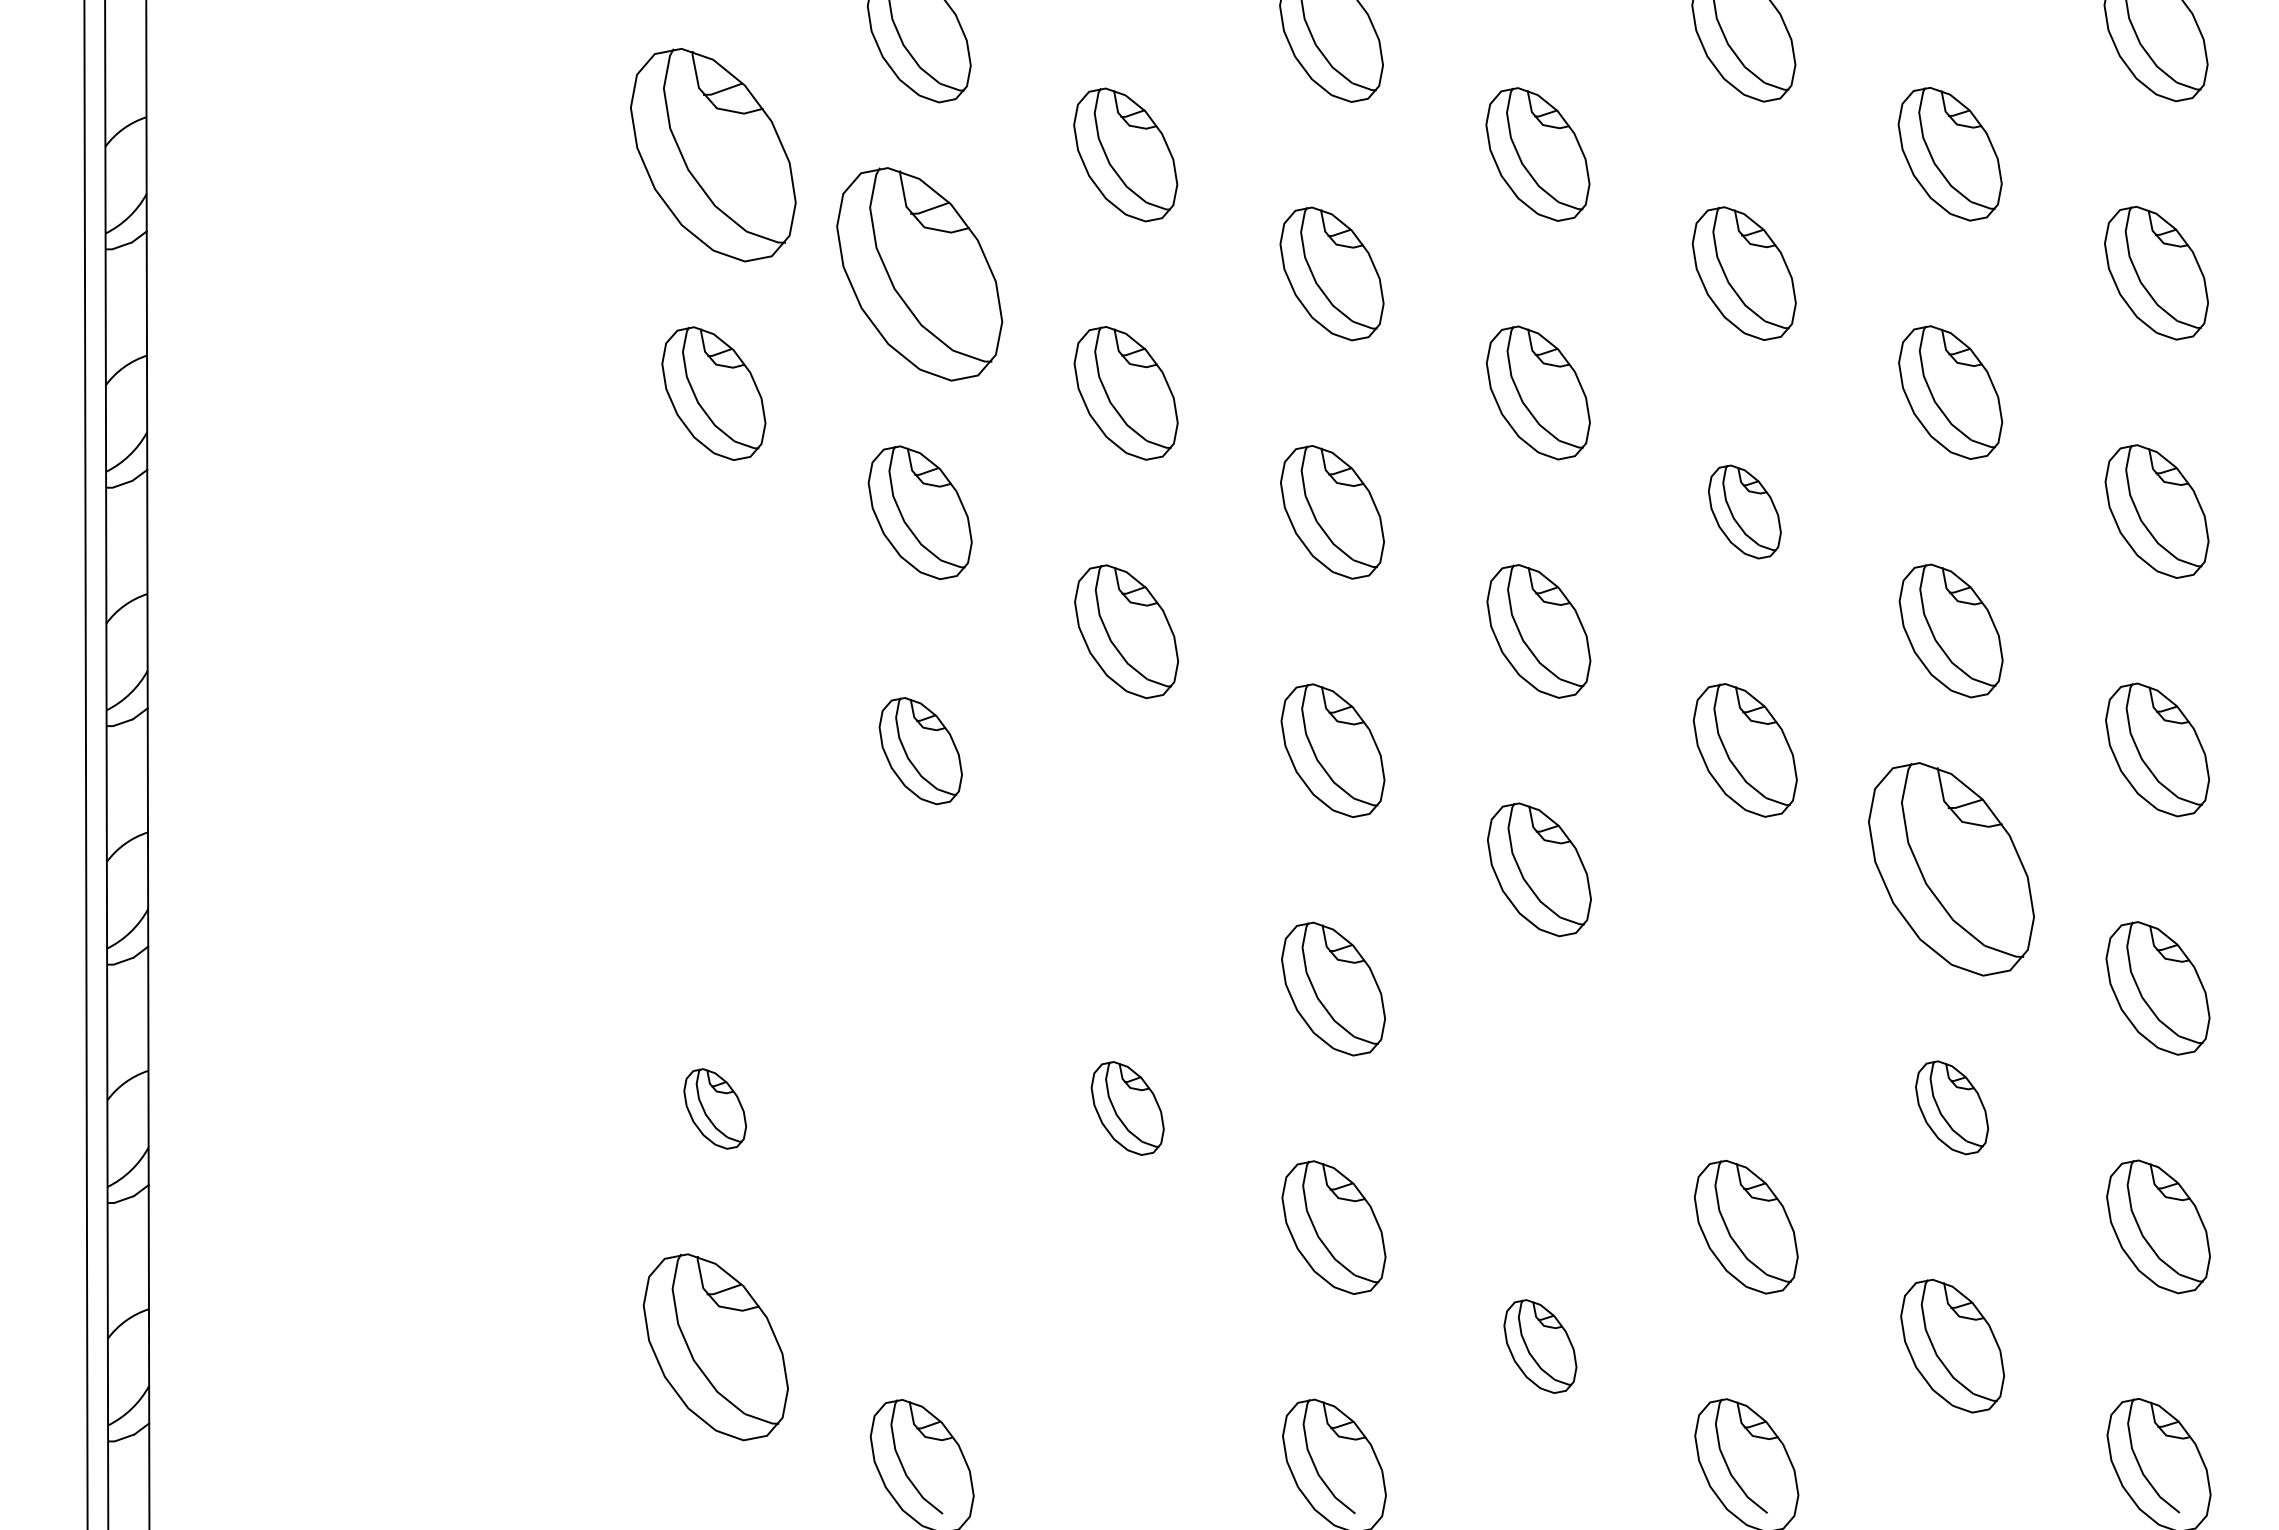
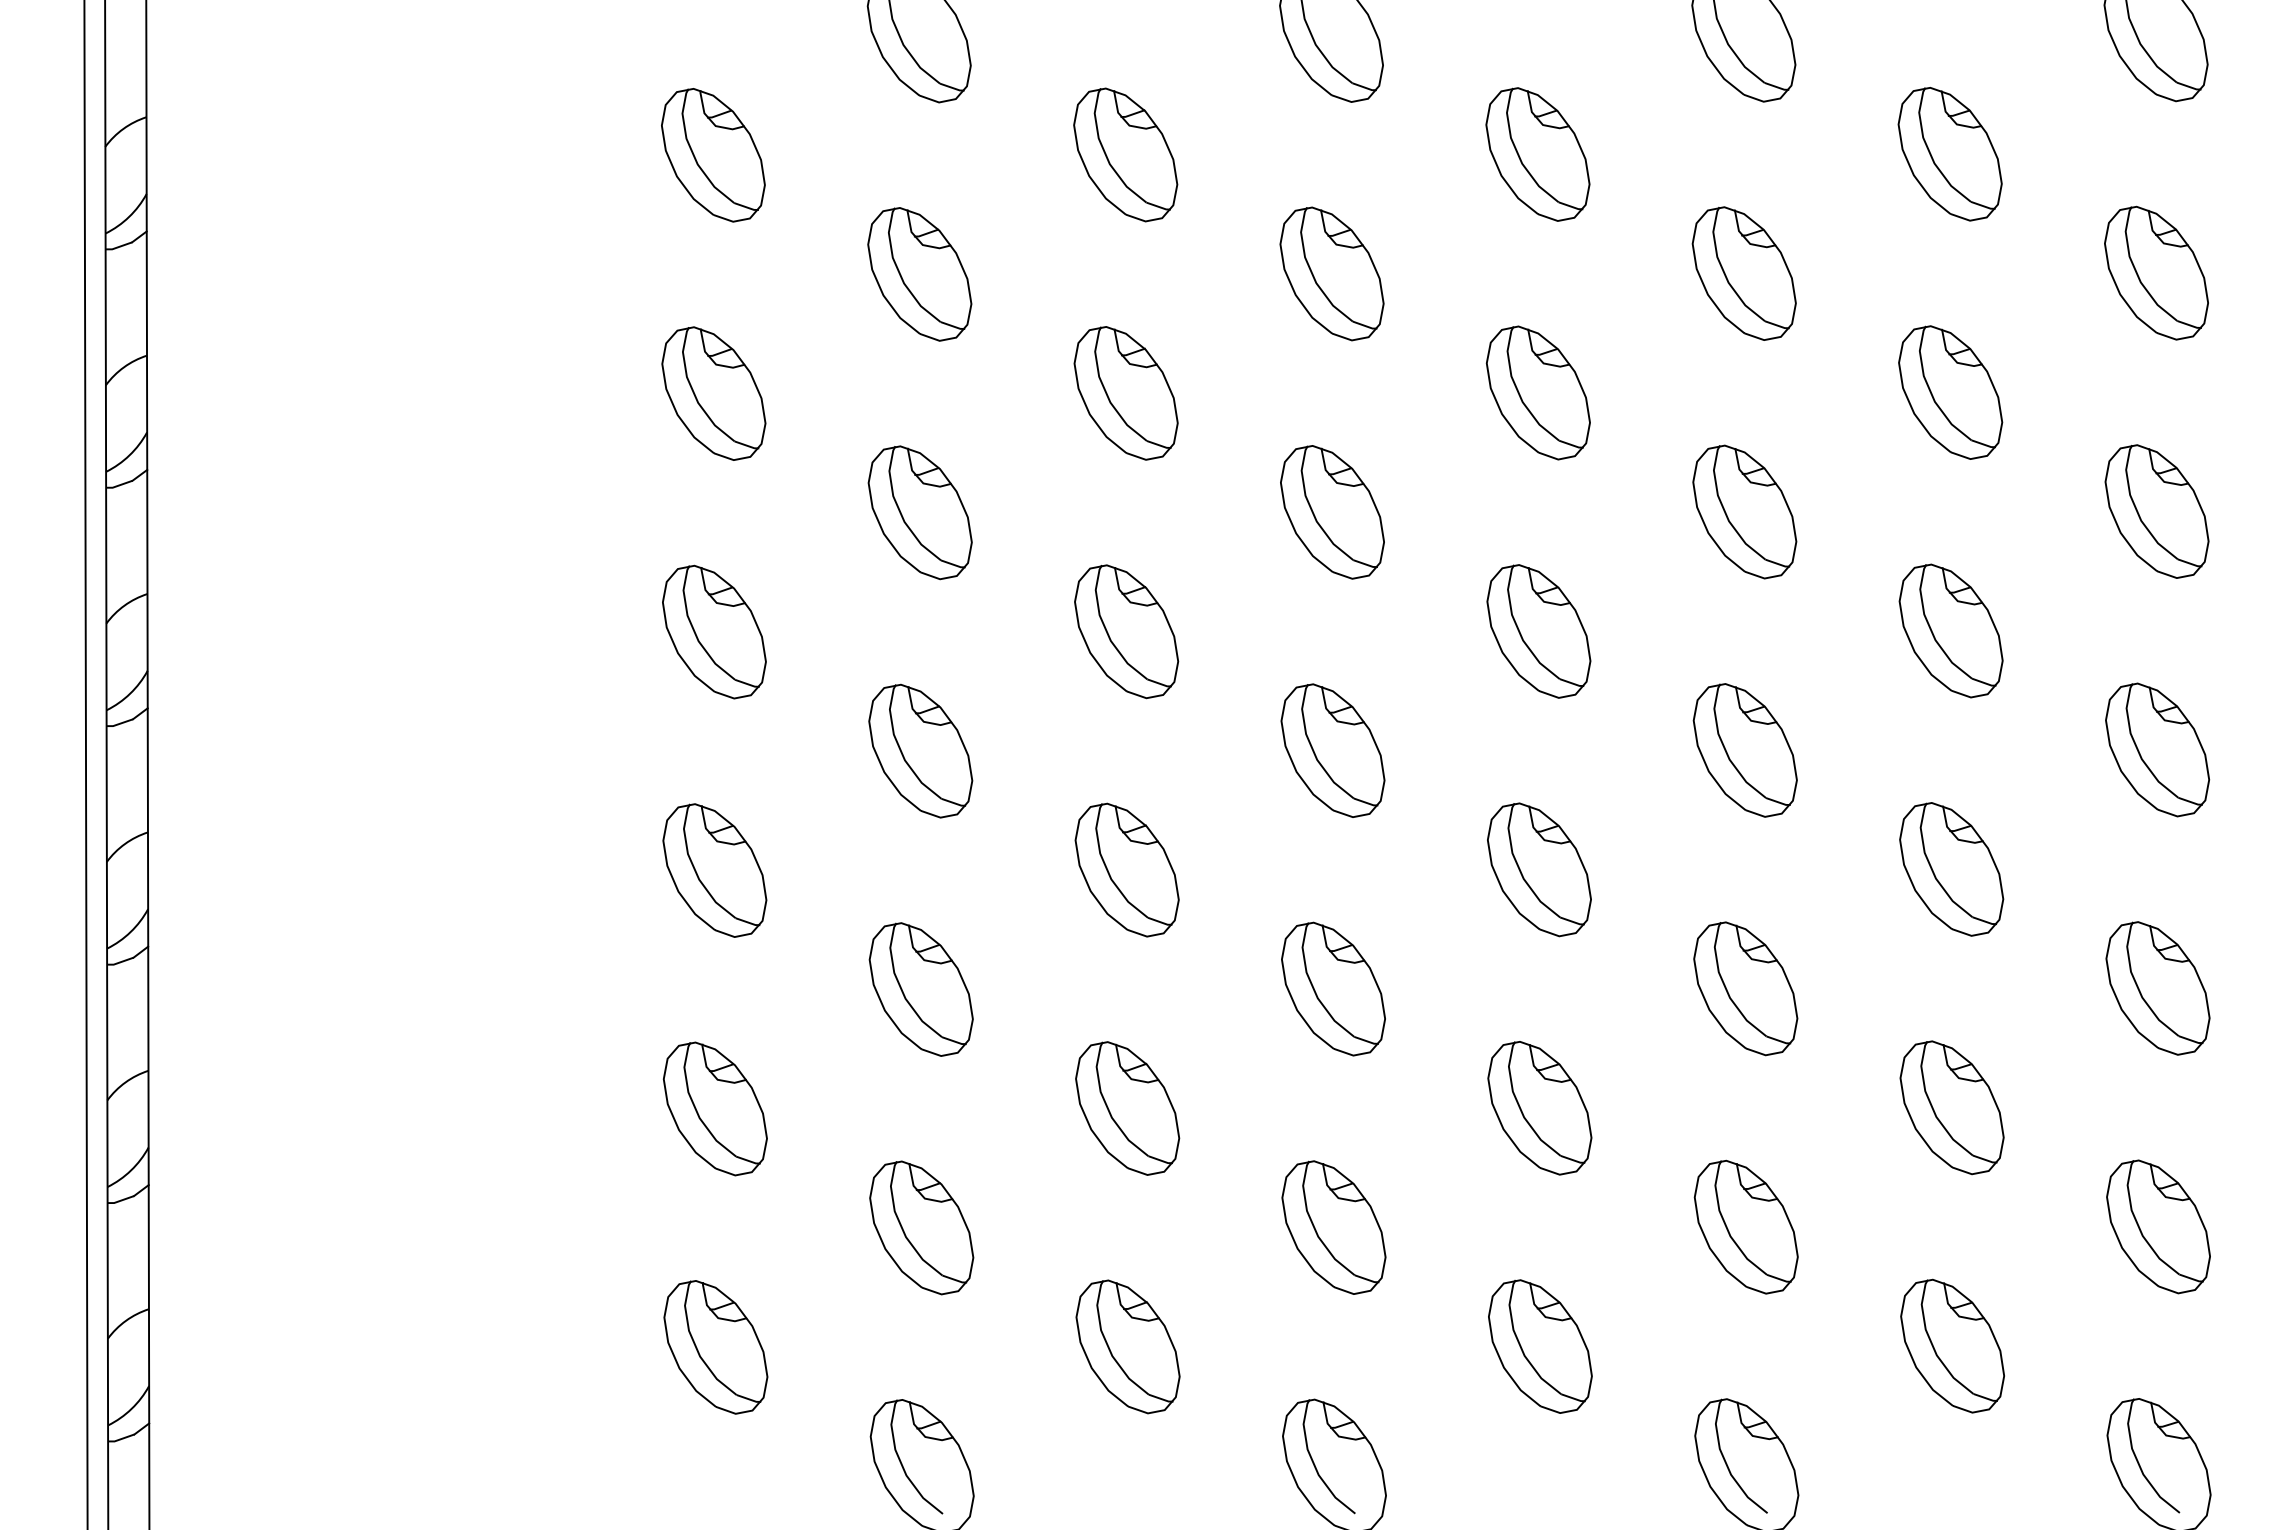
part size: 167x215 px -> 105x135 px (713, 155)
part size: 168x215 px -> 106x135 px (919, 274)
part size: 74x96 px -> 106x136 px (1744, 511)
part: none -> present (714, 631)
part size: 85x109 px -> 106x136 px (920, 750)
part: none -> present (1126, 869)
part size: 167x215 px -> 106x135 px (1951, 869)
part: none -> present (714, 870)
part: none -> present (1745, 988)
part: none -> present (920, 989)
part size: 75x96 px -> 106x136 px (1951, 1107)
part size: 65x82 px -> 106x136 px (714, 1108)
part size: 75x95 px -> 106x135 px (1127, 1108)
part: none -> present (1539, 1108)
part: none -> present (921, 1227)
part: none -> present (1127, 1346)
part size: 75x95 px -> 105x135 px (1540, 1346)
part size: 147x189 px -> 106x135 px (715, 1347)
